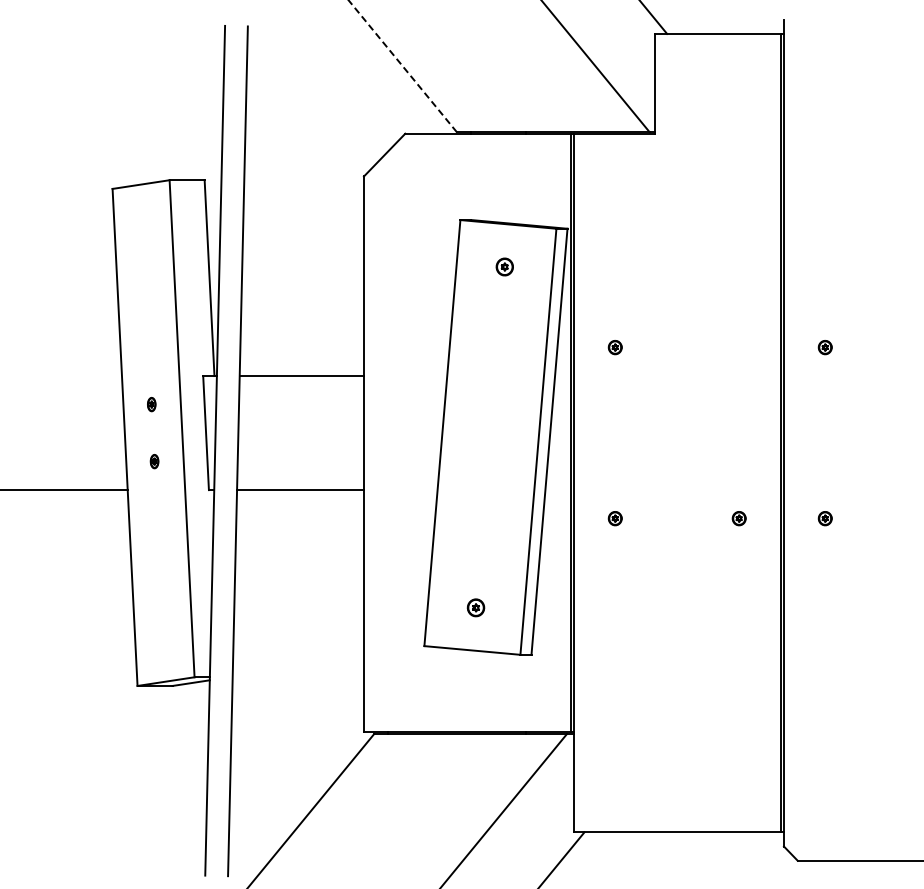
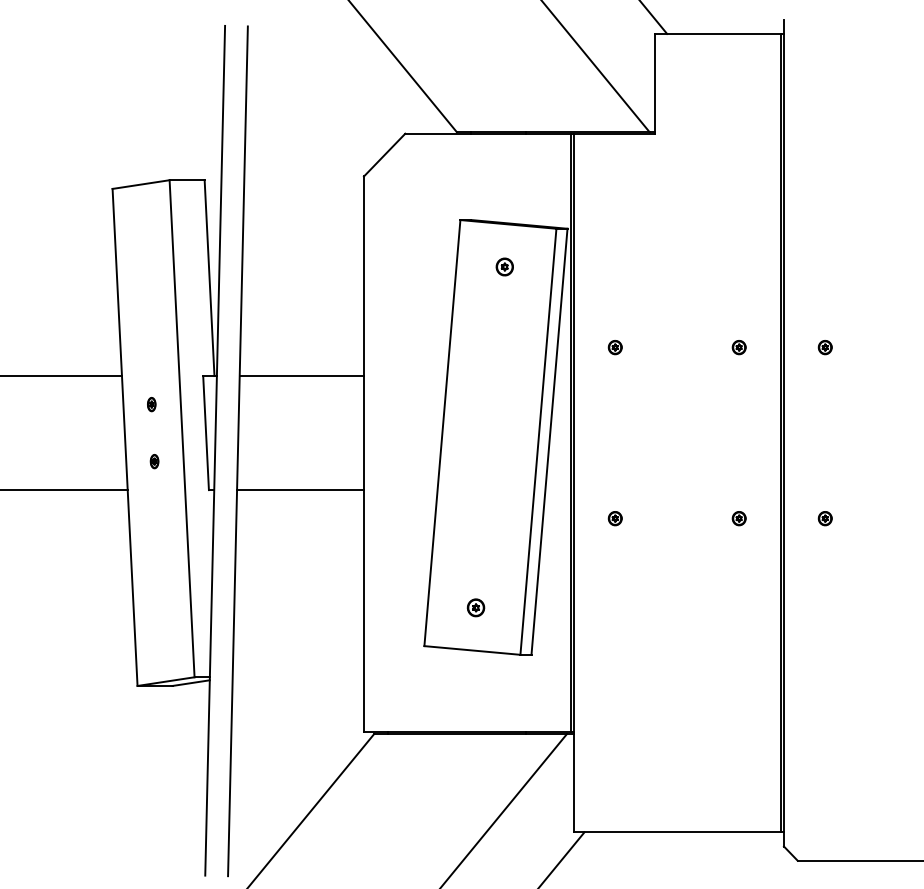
line: dashed -> solid (402, 65)
part: none -> present (738, 347)
line: none -> present (61, 376)
